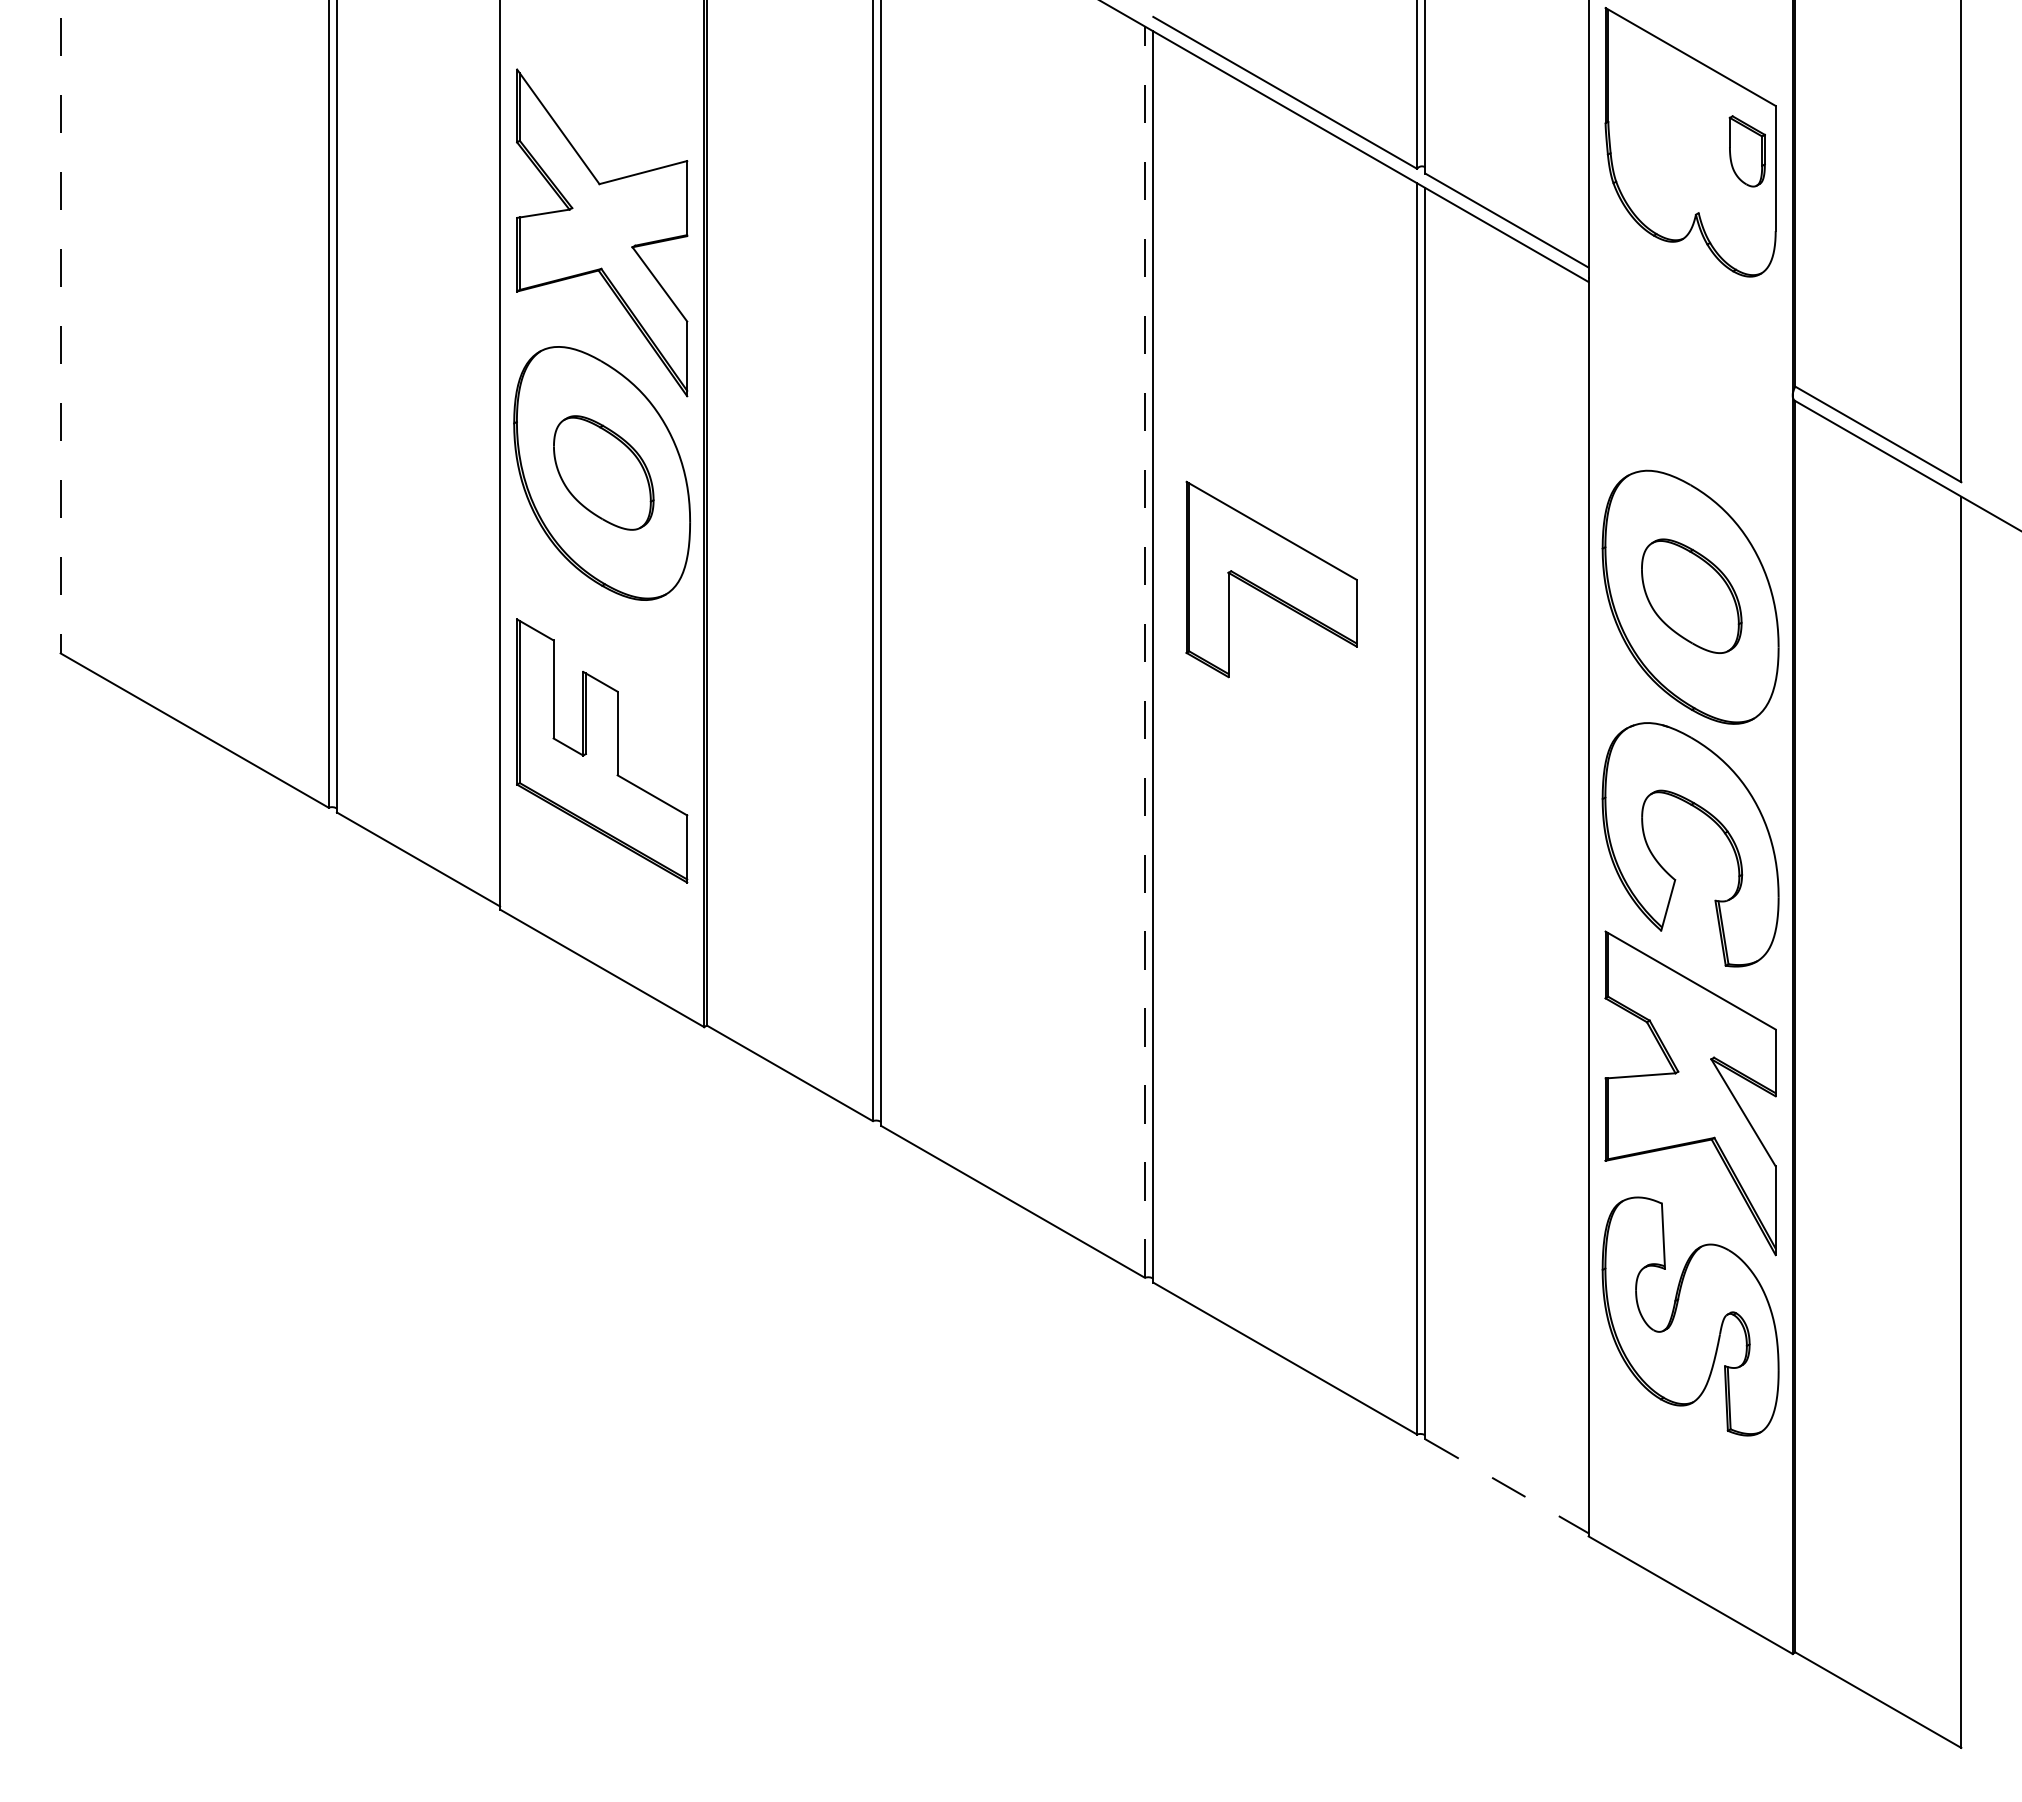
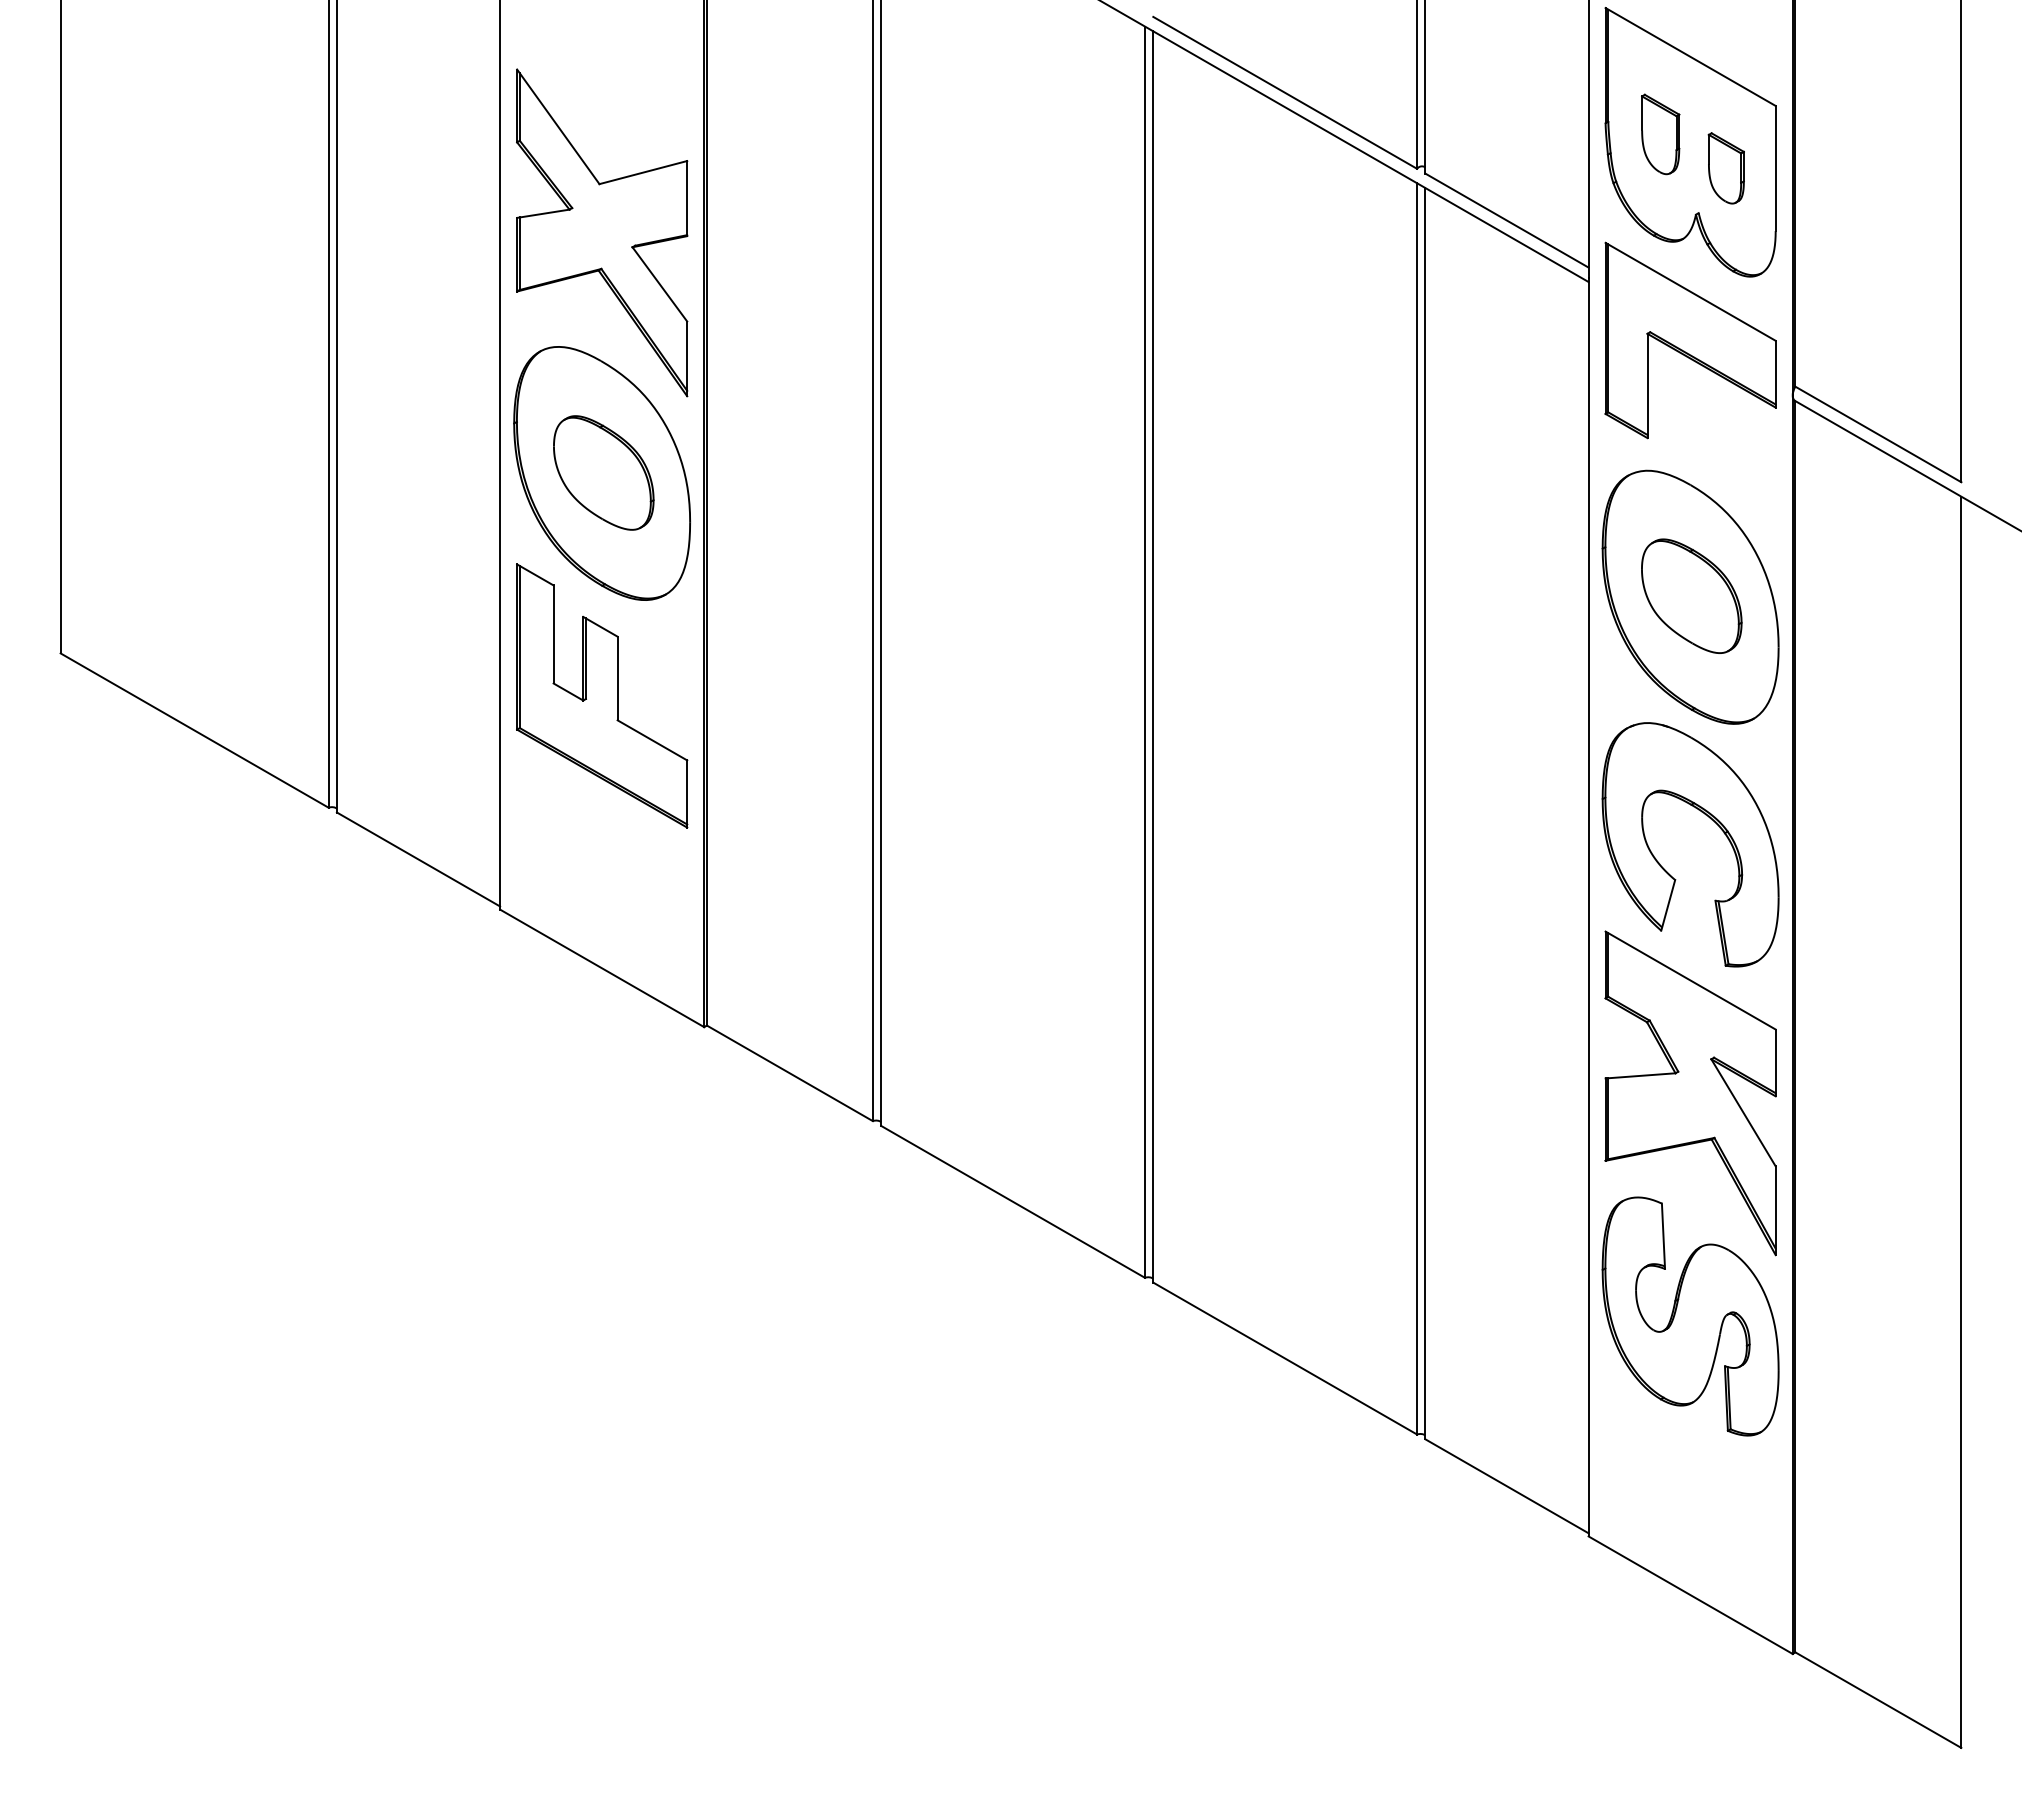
part: none -> present (1660, 134)
part position: (1746, 151) -> (1725, 168) (1725, 168)
line: dashed -> solid (60, 327)
part position: (1271, 579) -> (1690, 340) (1690, 340)
line: dashed -> solid (1144, 652)
part position: (602, 750) -> (602, 695) (602, 695)
line: dashed -> solid (1507, 1486)
